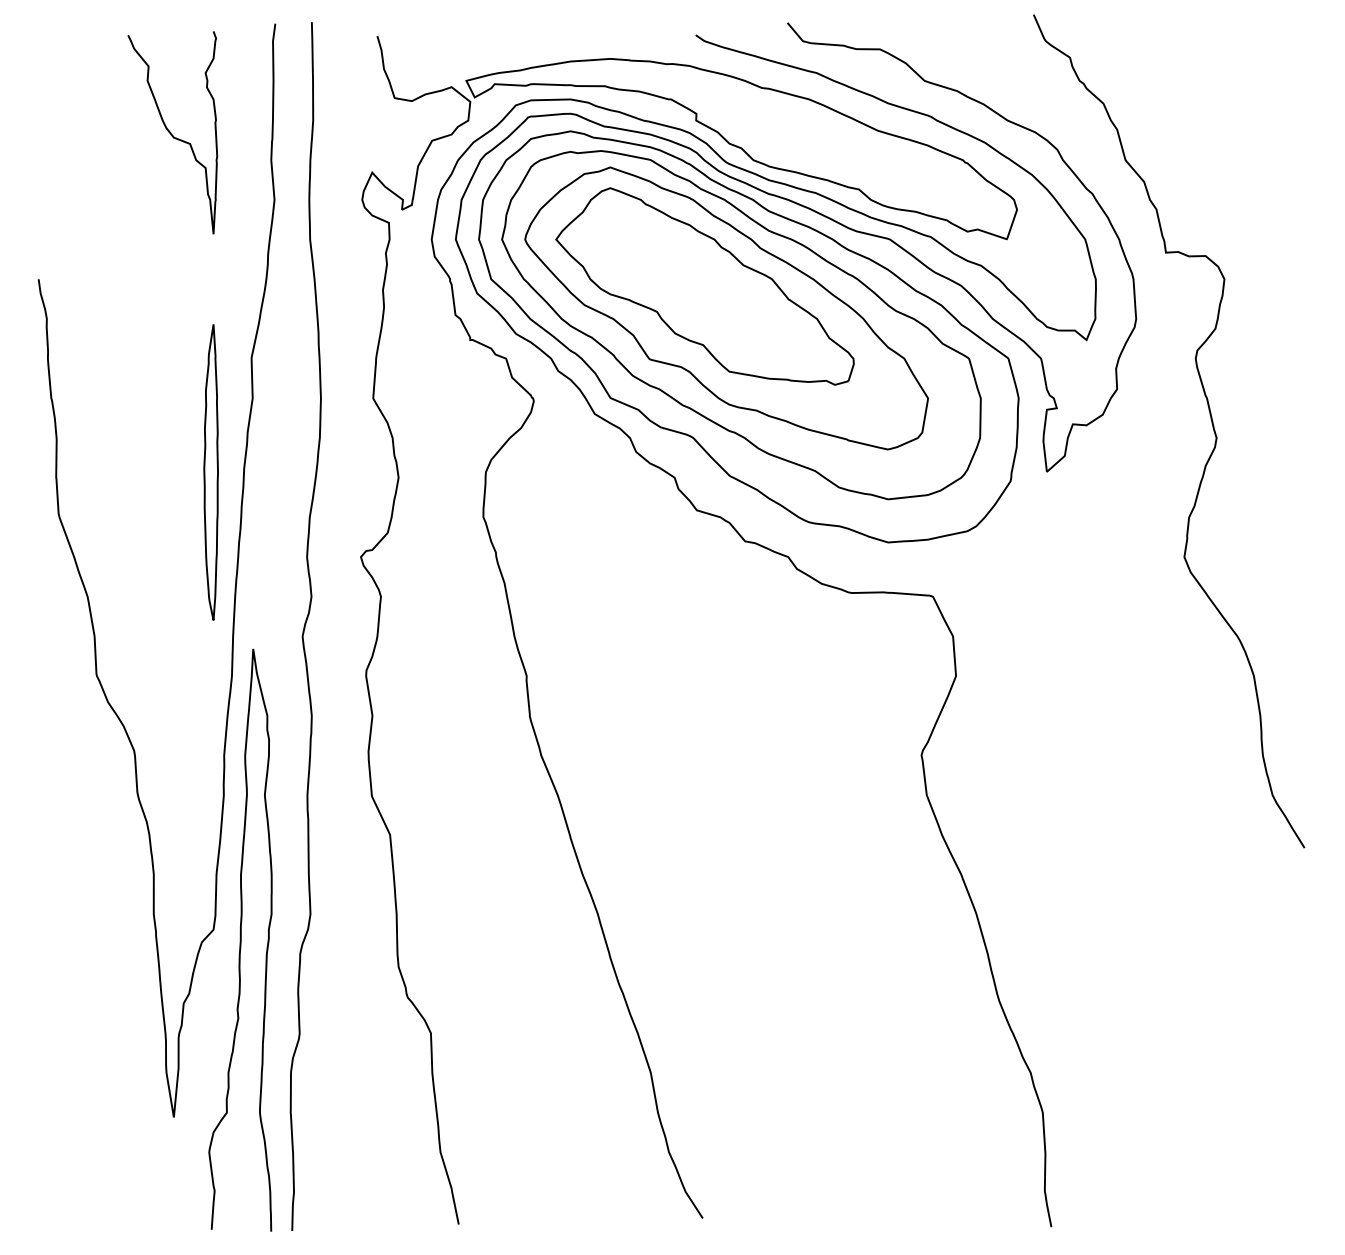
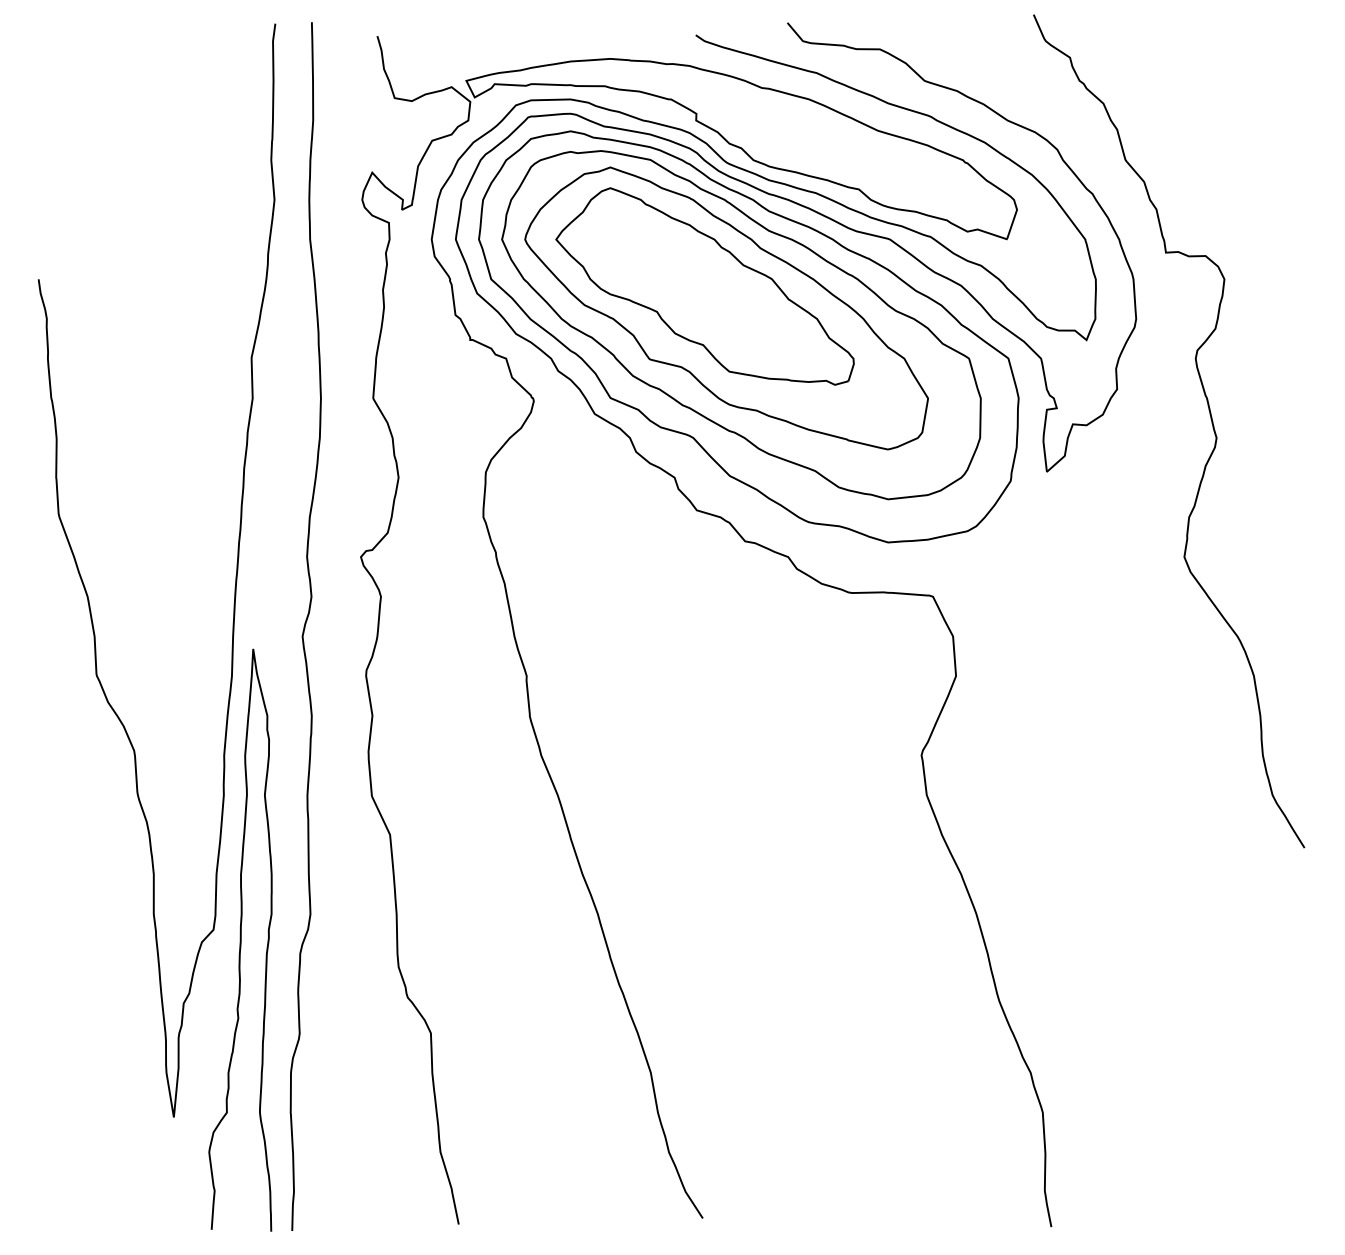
curve: present -> none (171, 132)
part: present -> none (210, 472)
